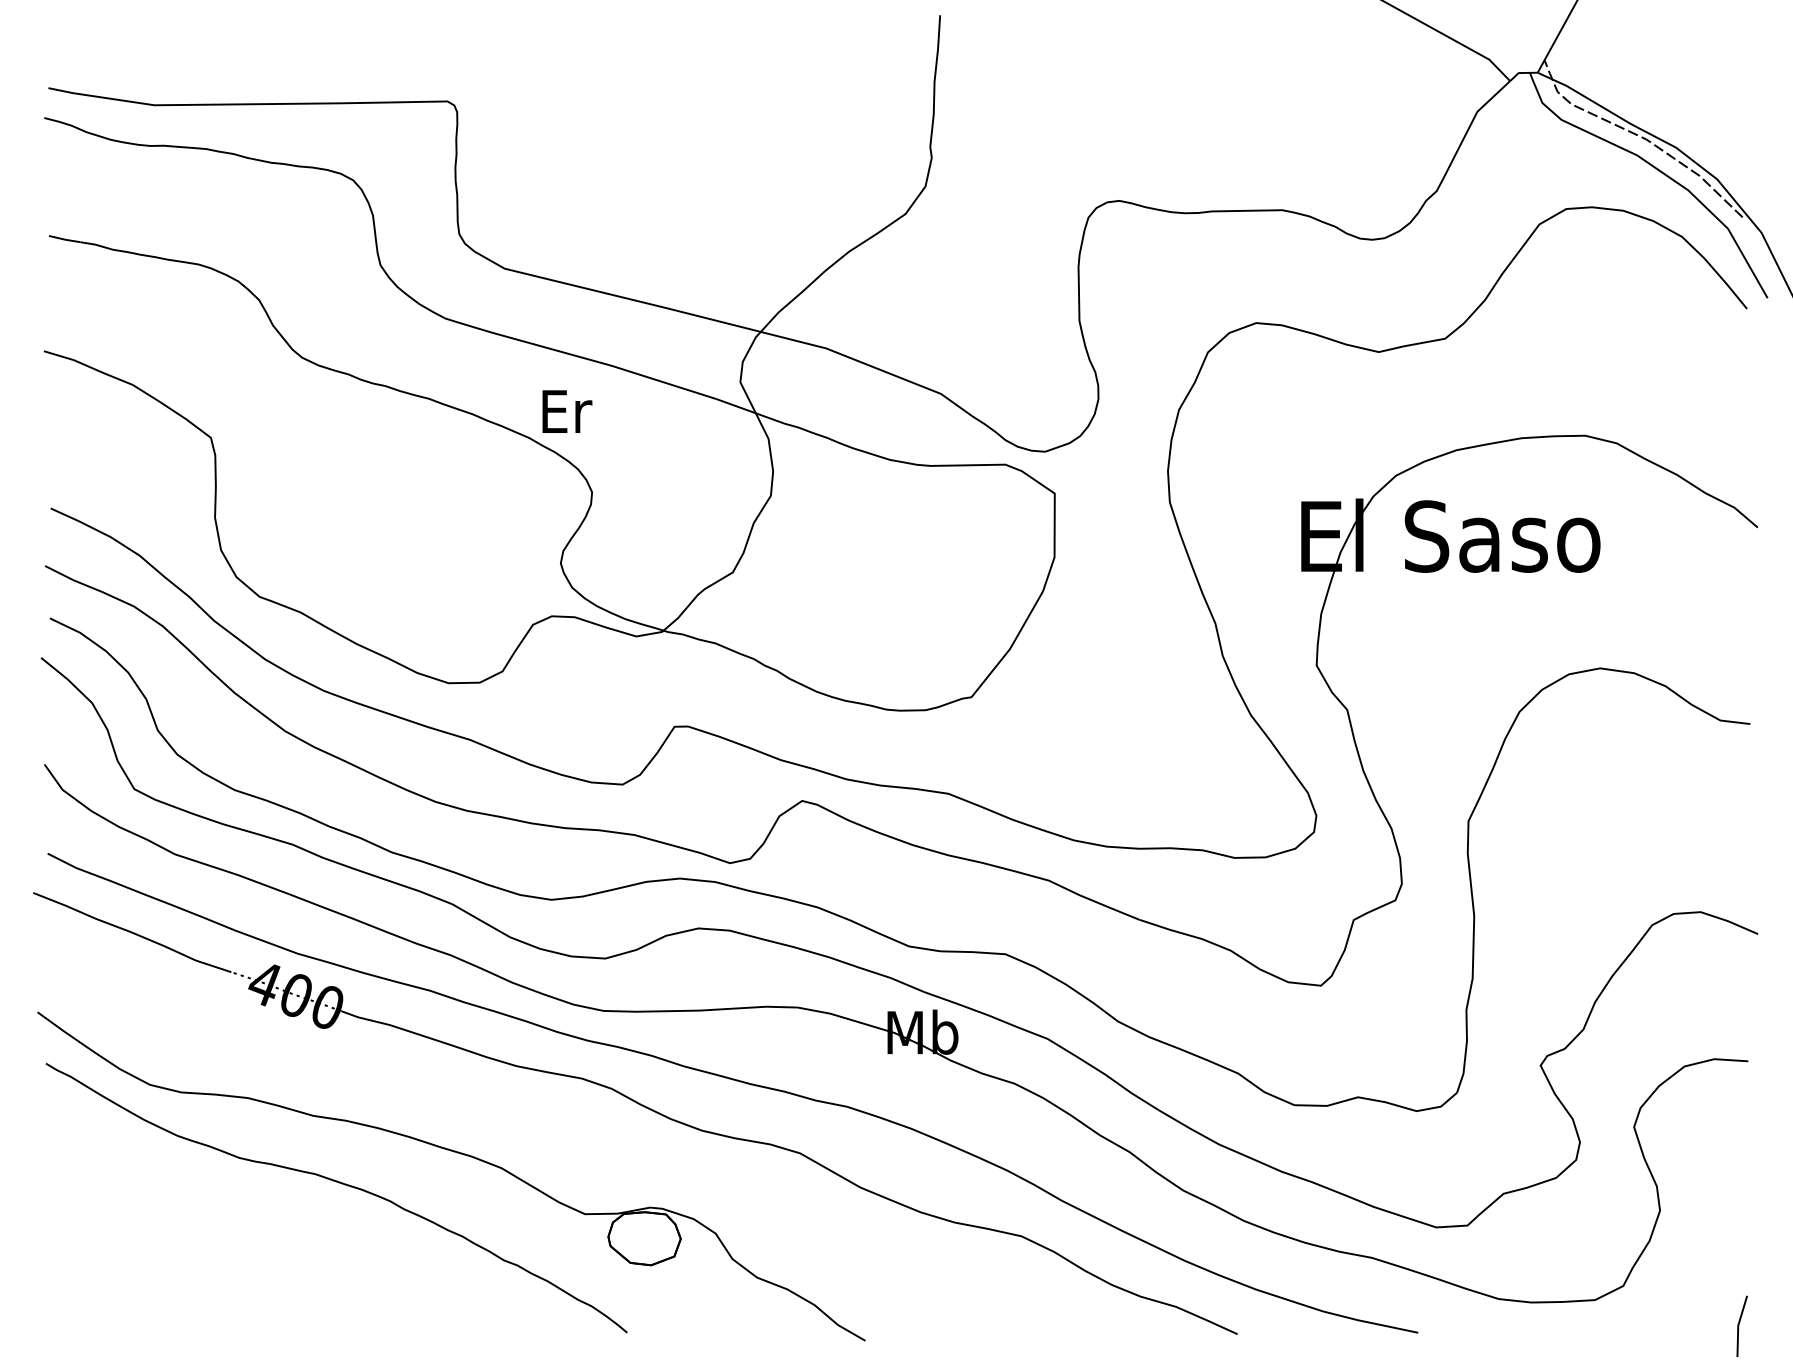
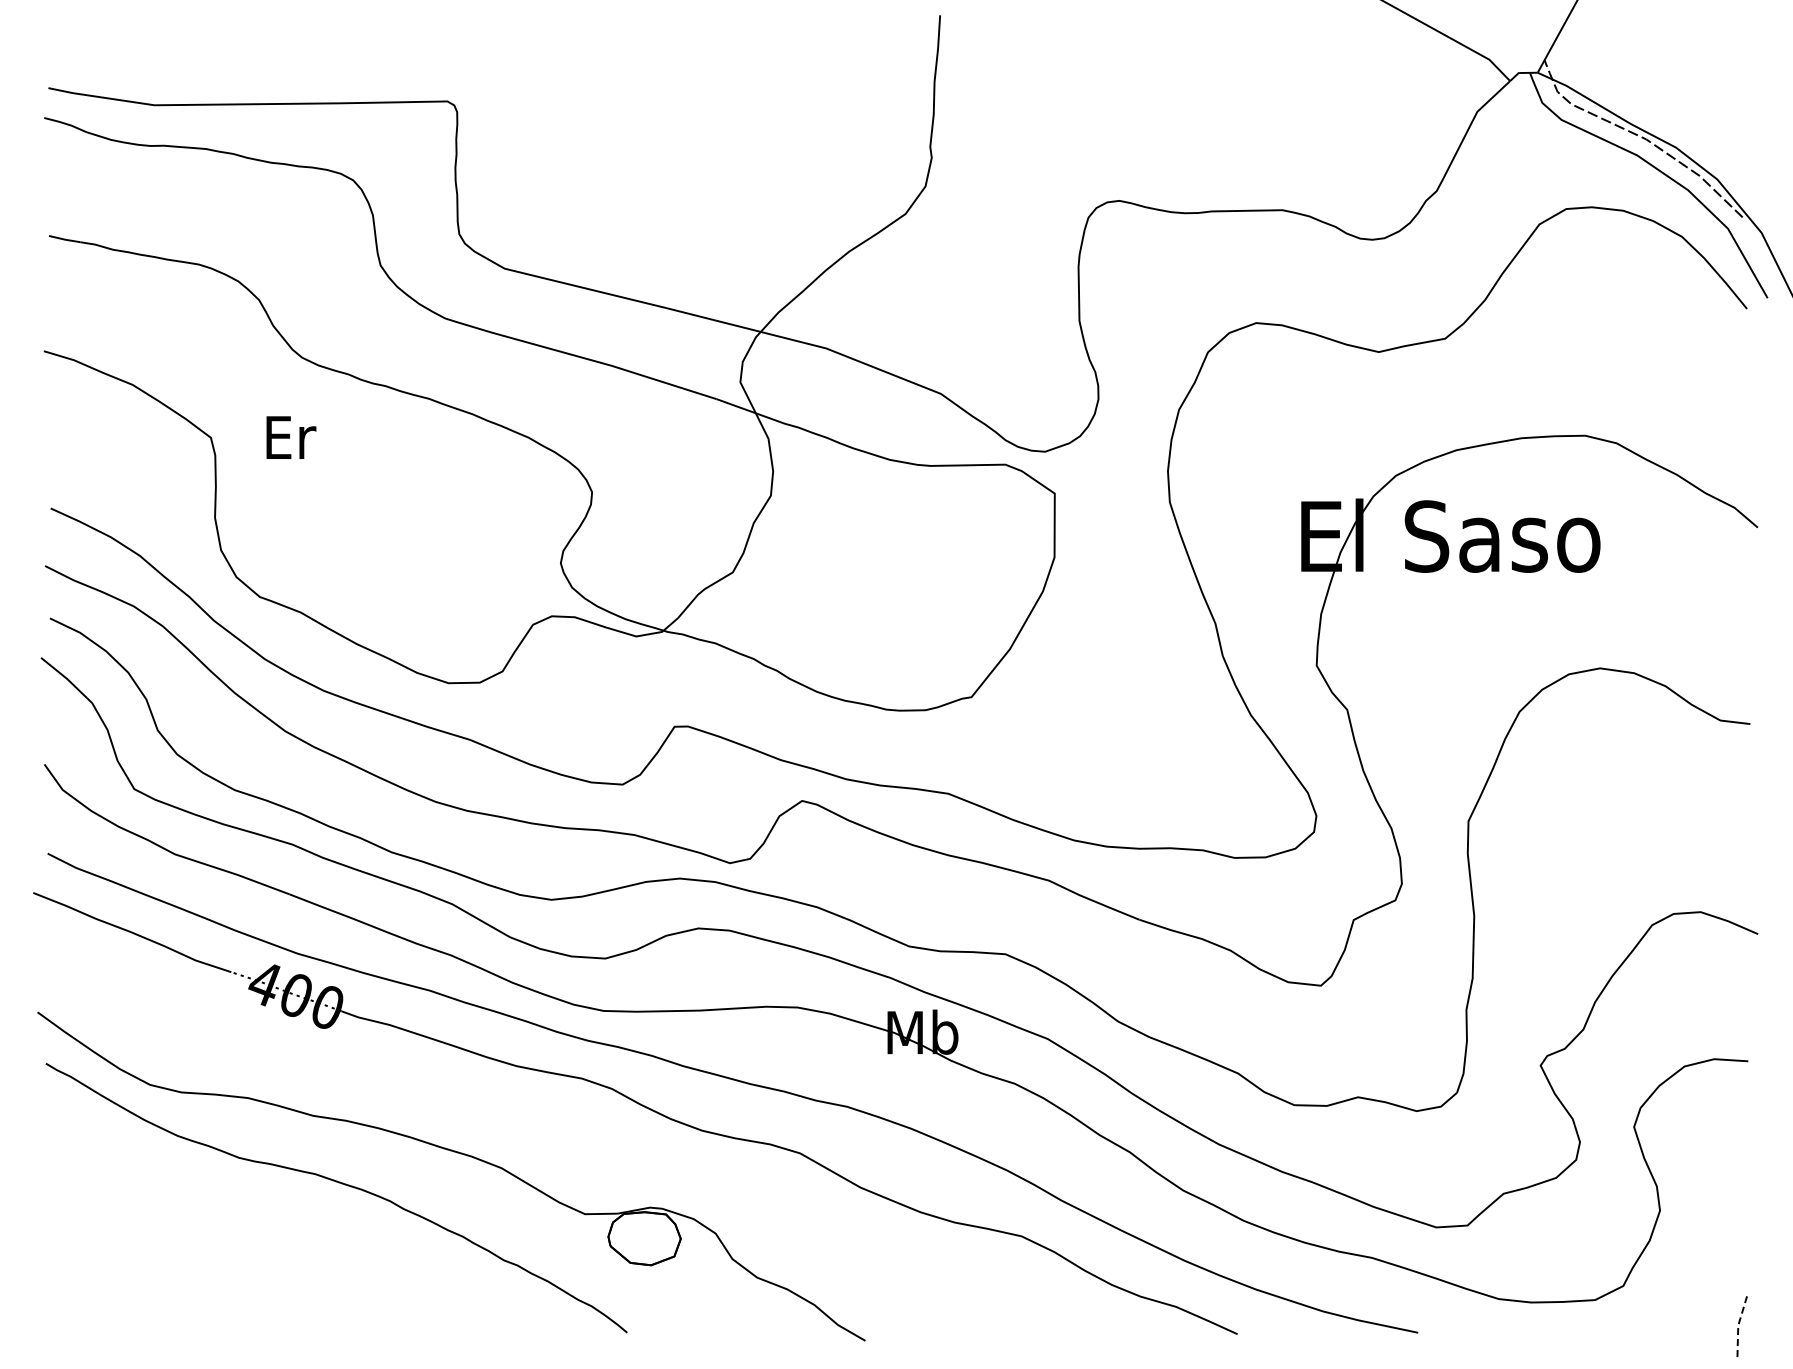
text position: (567, 411) -> (291, 437) (291, 437)
line: solid -> dashed (1738, 1325)
